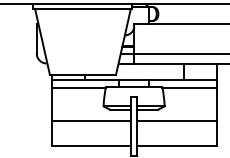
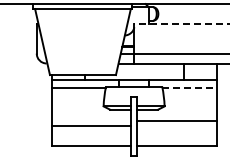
line: solid -> dashed (182, 23)
line: solid -> dashed (190, 88)
line position: (90, 121) -> (90, 126) (90, 126)
